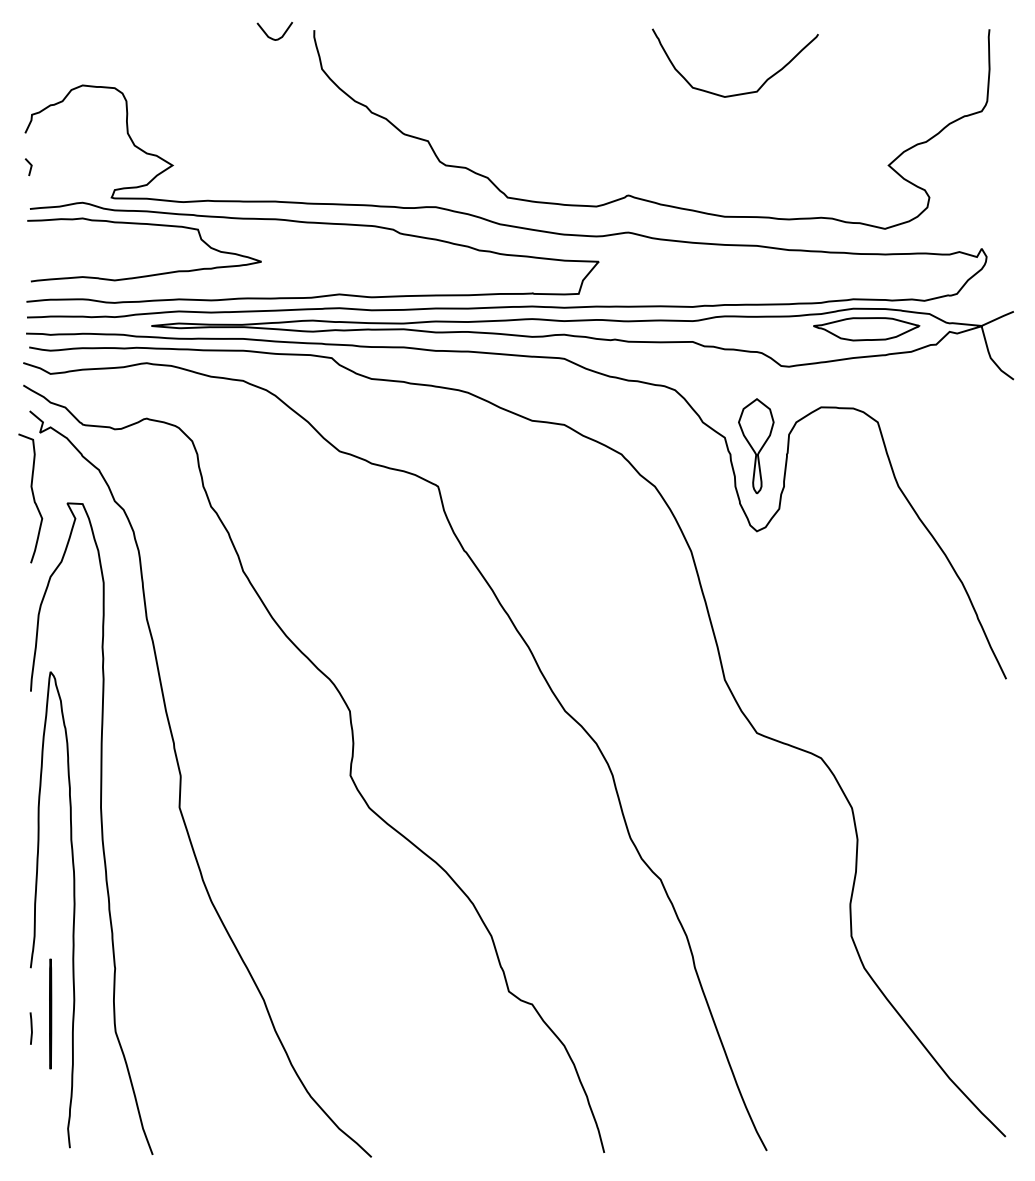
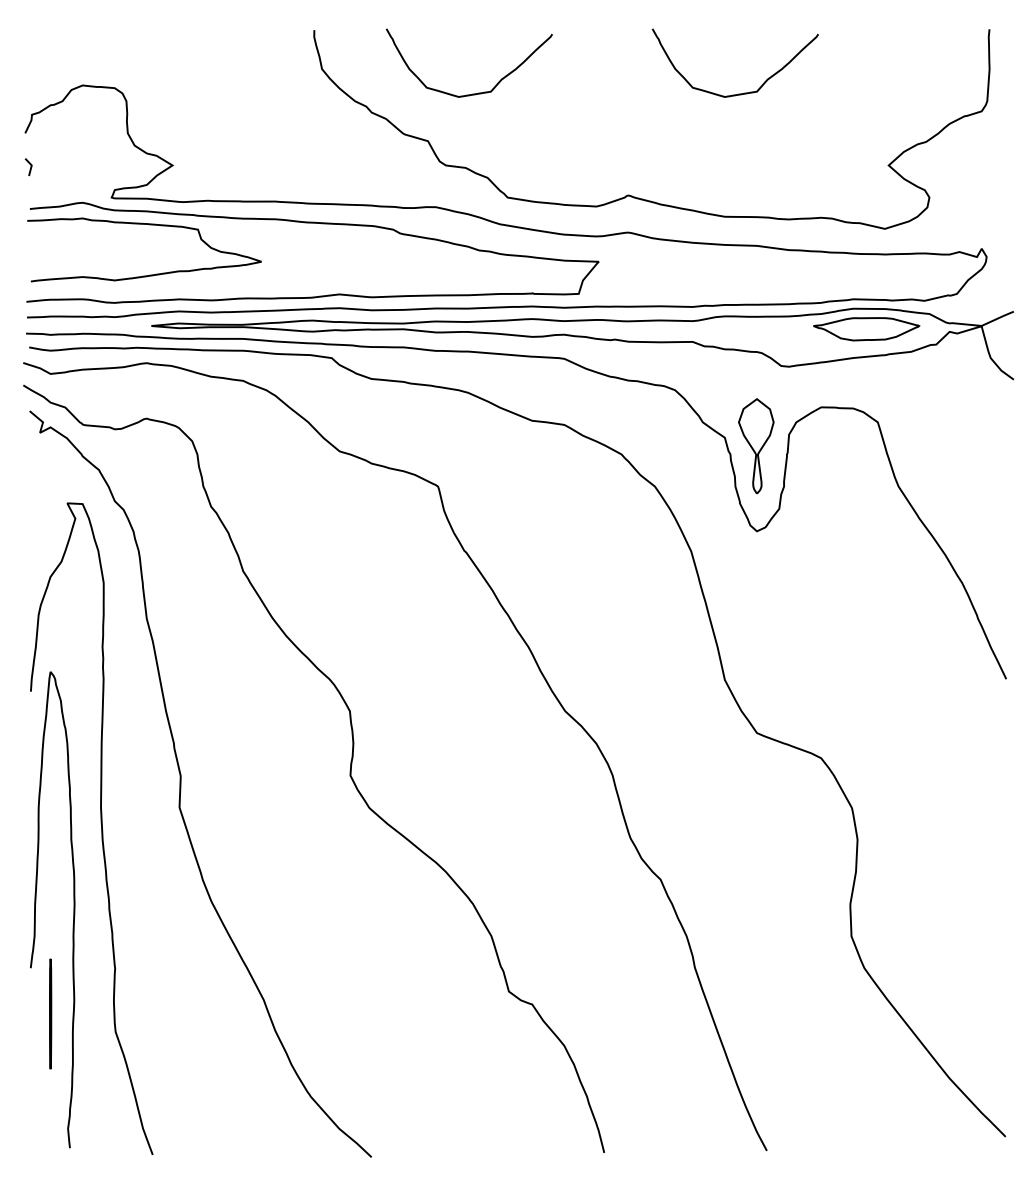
curve: present -> none (271, 37)
curve: none -> present (472, 93)
curve: present -> none (32, 497)
line: present -> none (30, 1028)
